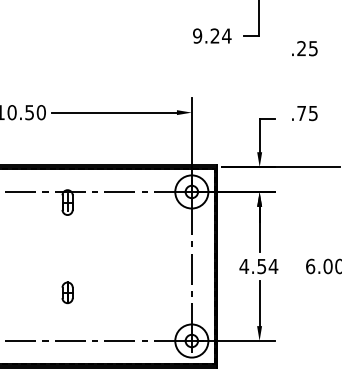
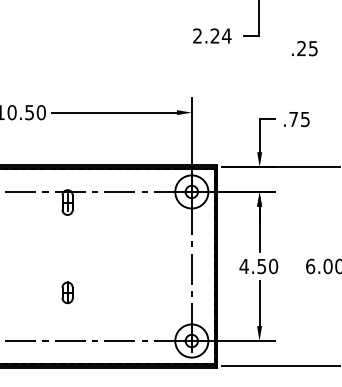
text: 9.24 -> 2.24 (197, 35)
text position: (304, 113) -> (296, 119) (296, 119)
text: 4.54 -> 4.50 (273, 266)
line: none -> present (279, 365)
